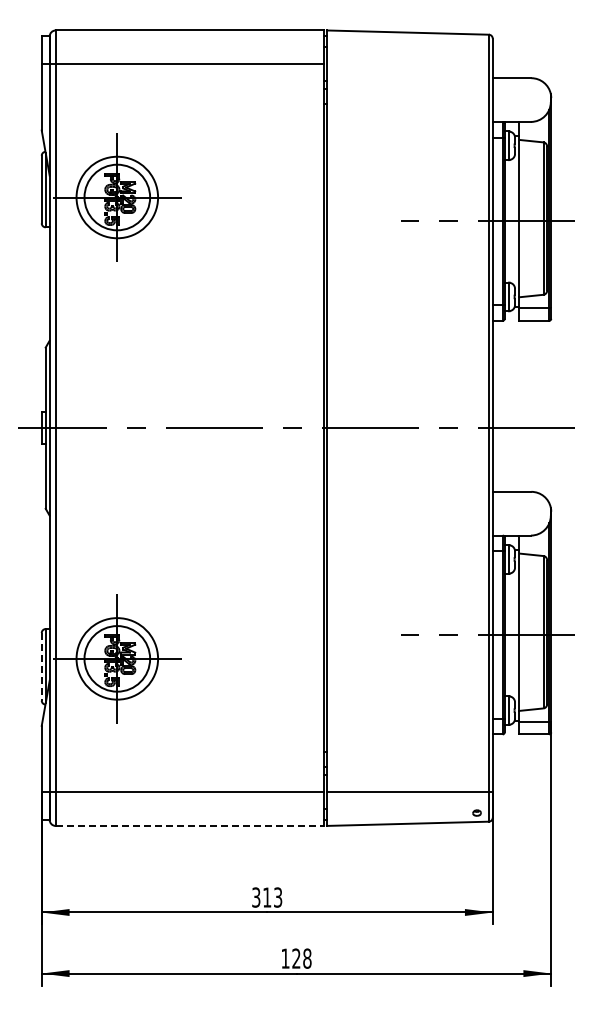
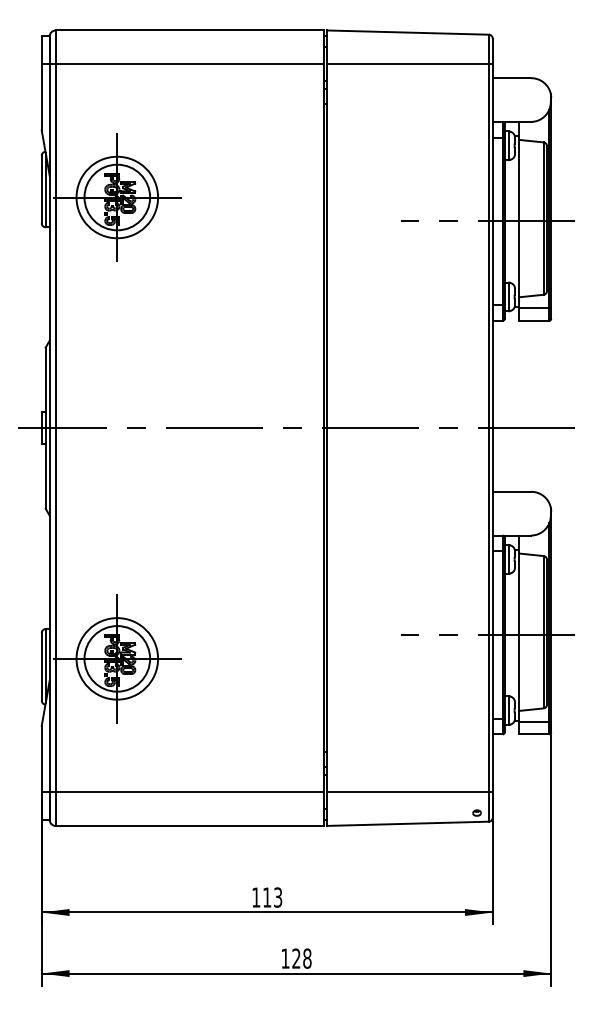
line: none -> present (409, 64)
line: dashed -> solid (41, 666)
line: dashed -> solid (190, 825)
text: 313 -> 113 (256, 897)
